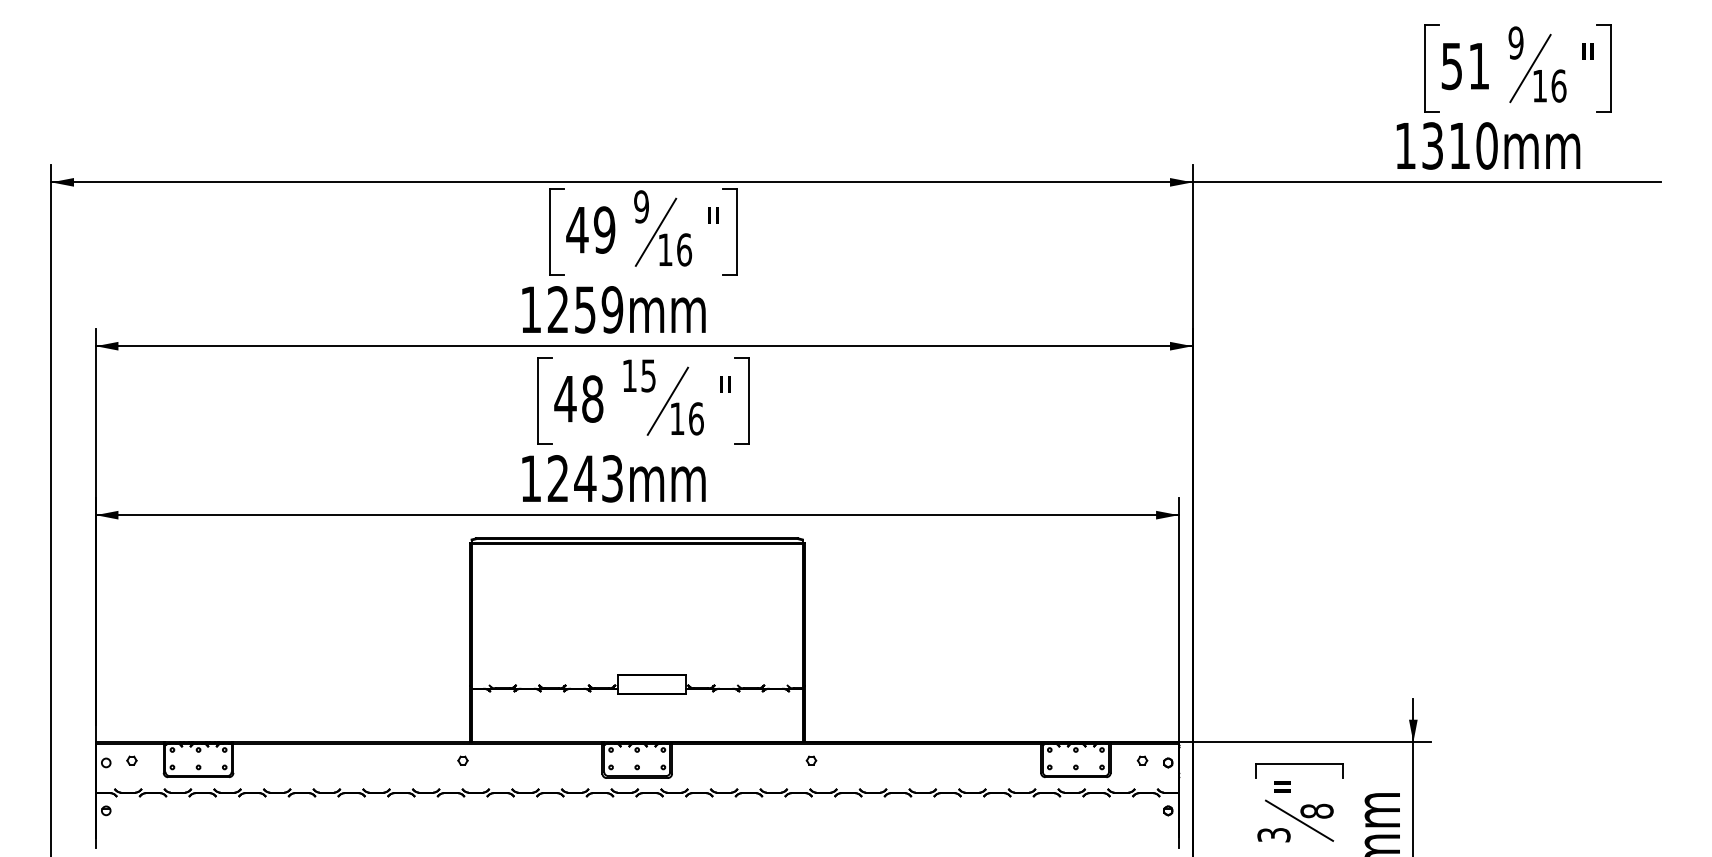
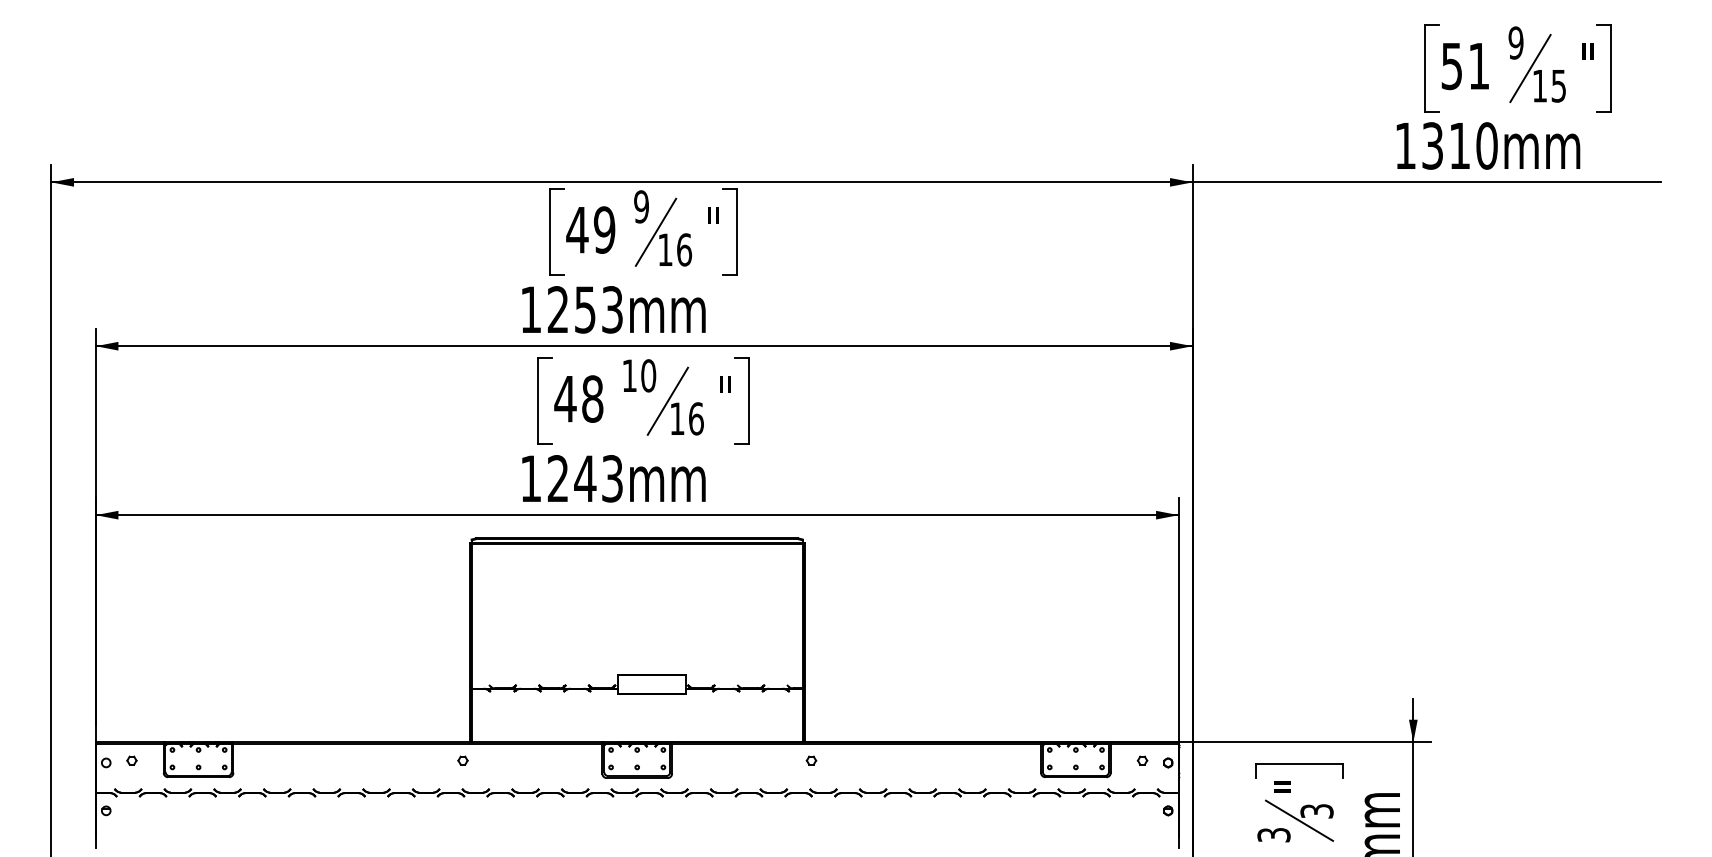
text: 16 -> 15 (1558, 85)
text: 1259mm -> 1253mm (612, 309)
text: 15 -> 10 (648, 375)
text: 8 -> 3 (1316, 810)
